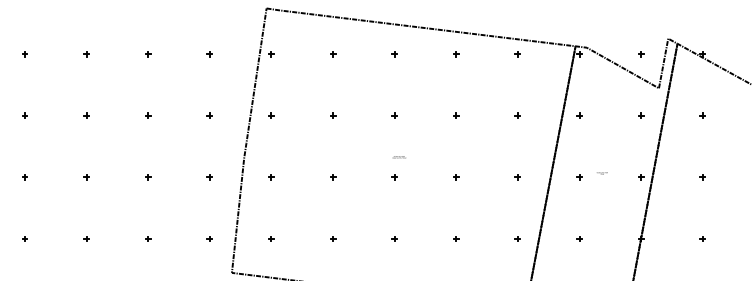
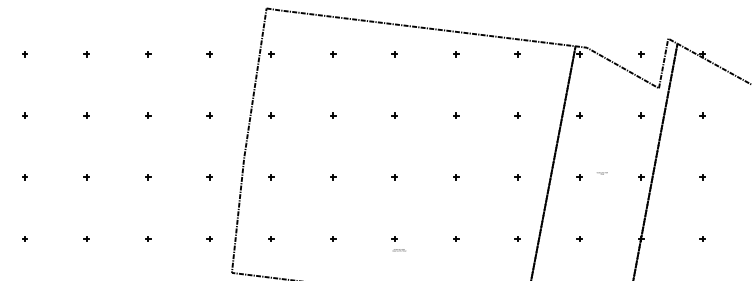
text position: (398, 157) -> (398, 250) (398, 250)
